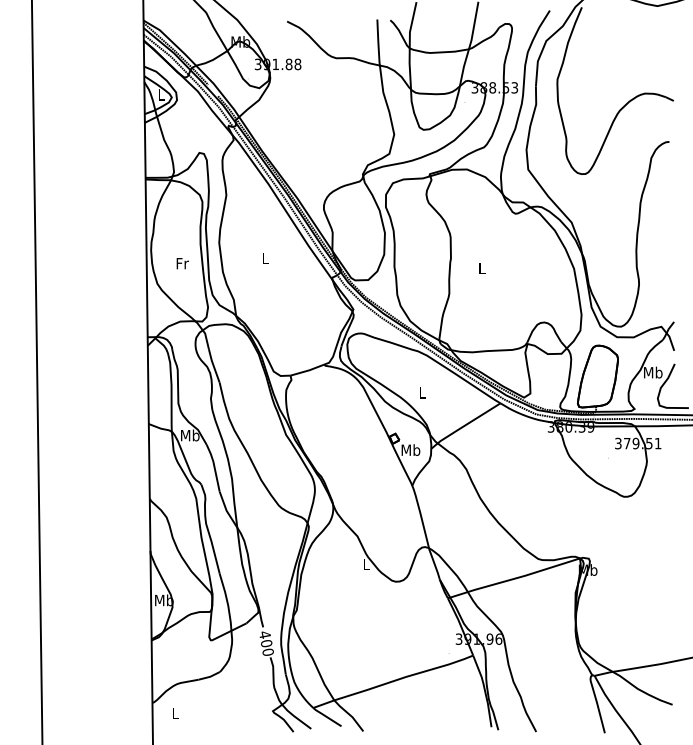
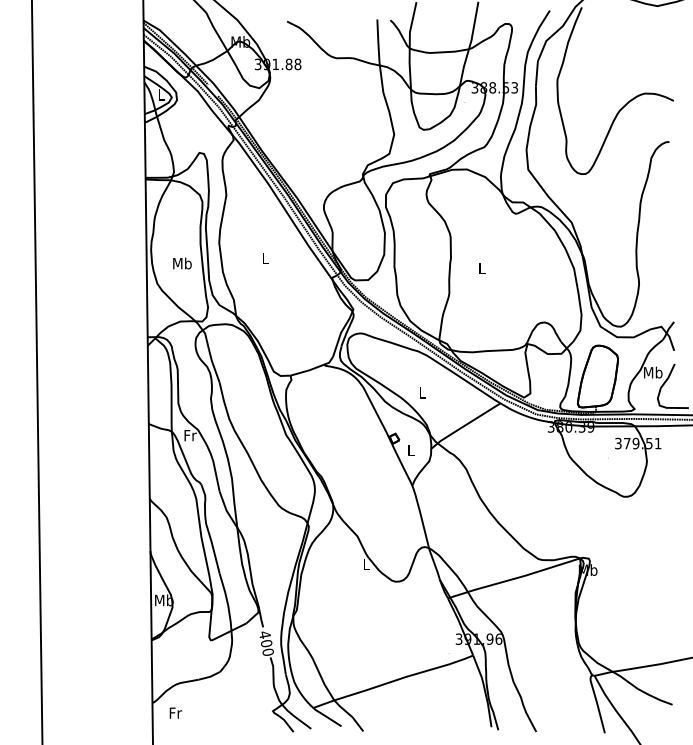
text: Fr -> Mb (182, 263)
text: Mb -> Fr (190, 435)
text: Mb -> L (410, 449)
text: L -> Fr (175, 712)
